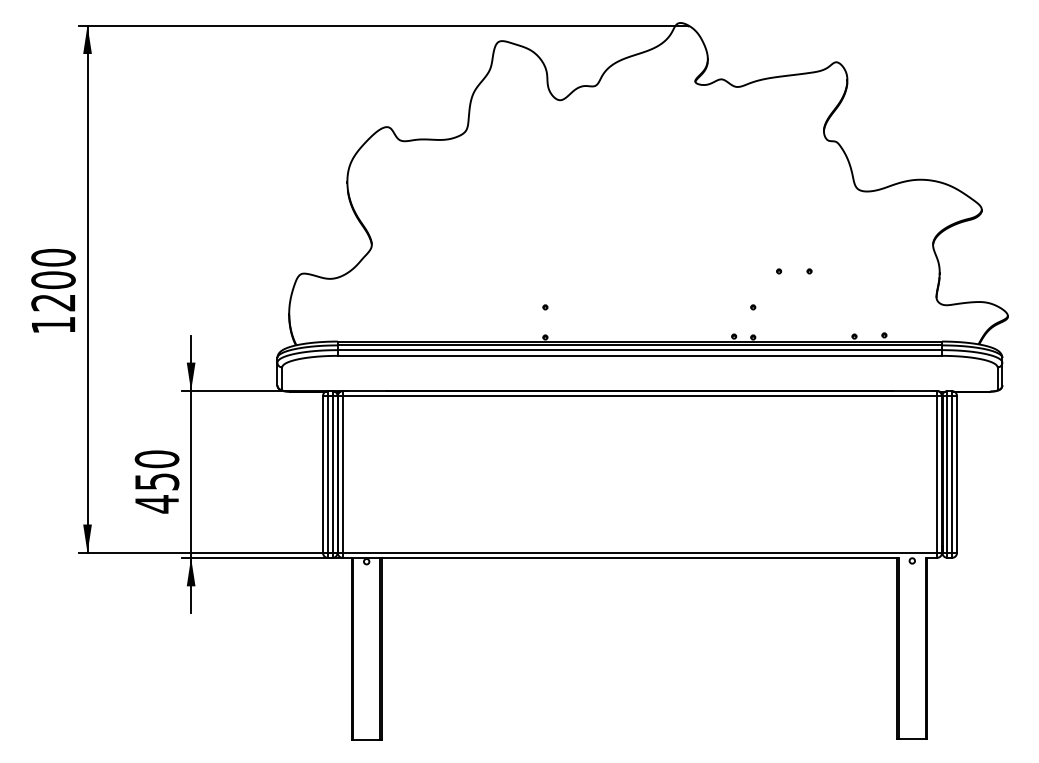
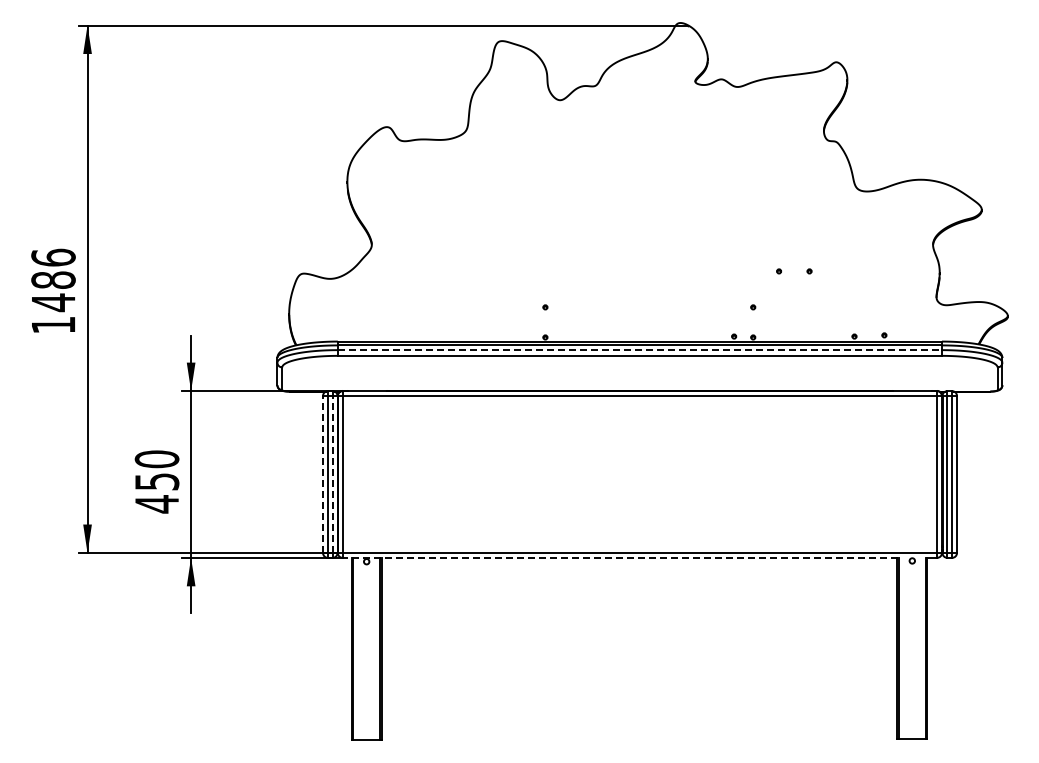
text: 1200 -> 1486 (53, 280)
line: solid -> dashed (640, 350)
line: solid -> dashed (323, 474)
line: solid -> dashed (332, 474)
line: solid -> dashed (620, 557)
